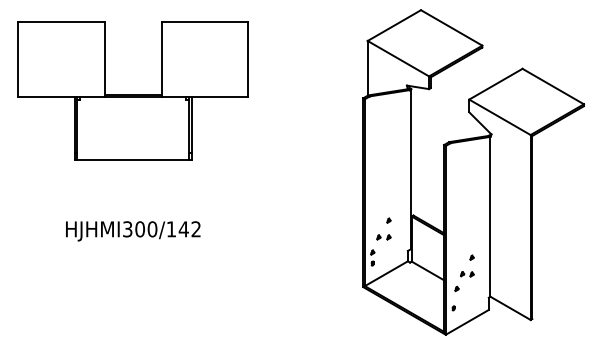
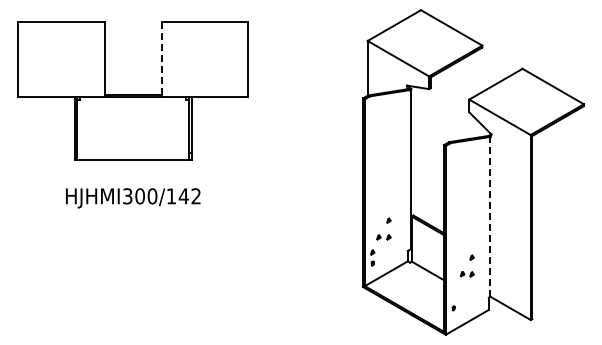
line: solid -> dashed (161, 59)
line: solid -> dashed (490, 216)
text position: (133, 231) -> (133, 198) (133, 198)
part: present -> none (456, 288)
